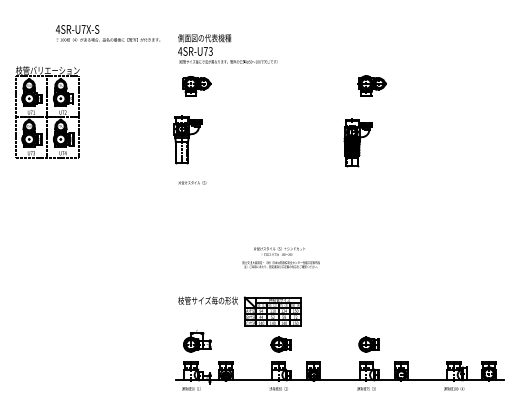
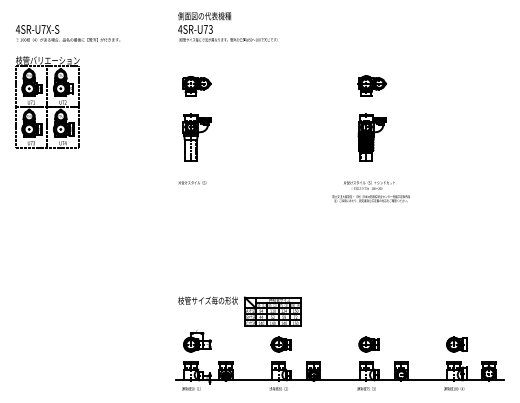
text position: (108, 33) -> (68, 33) (68, 33)
text position: (227, 48) -> (227, 26) (227, 26)
part position: (47, 112) -> (47, 102) (47, 102)
part position: (187, 139) -> (196, 137) (196, 137)
part position: (357, 142) -> (371, 137) (371, 137)
text position: (280, 257) -> (370, 191) (370, 191)
part: none -> present (456, 344)
